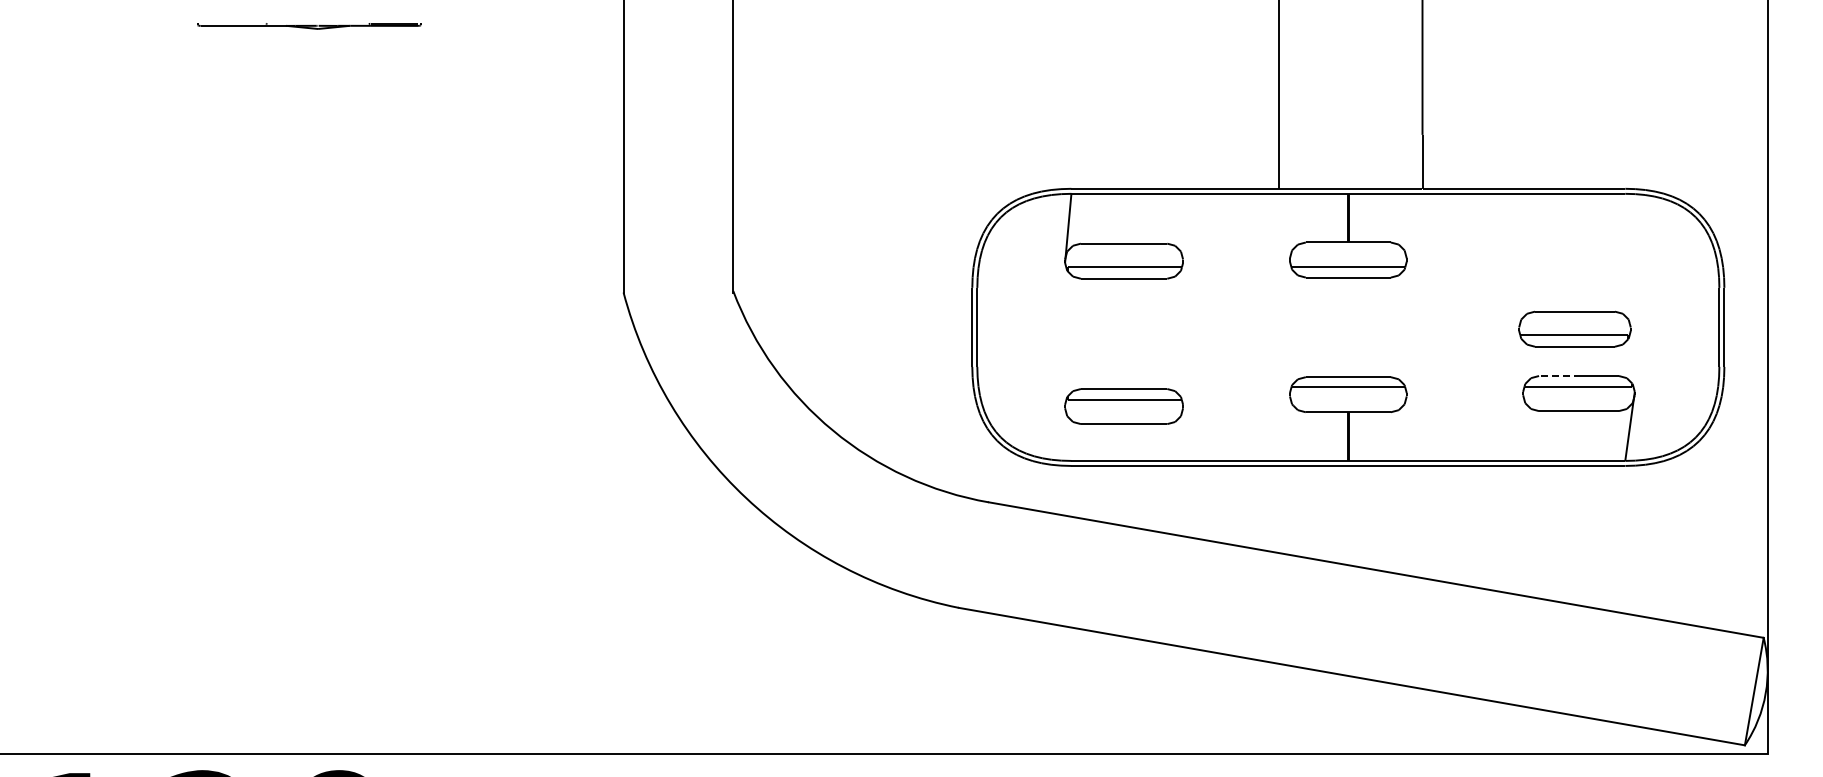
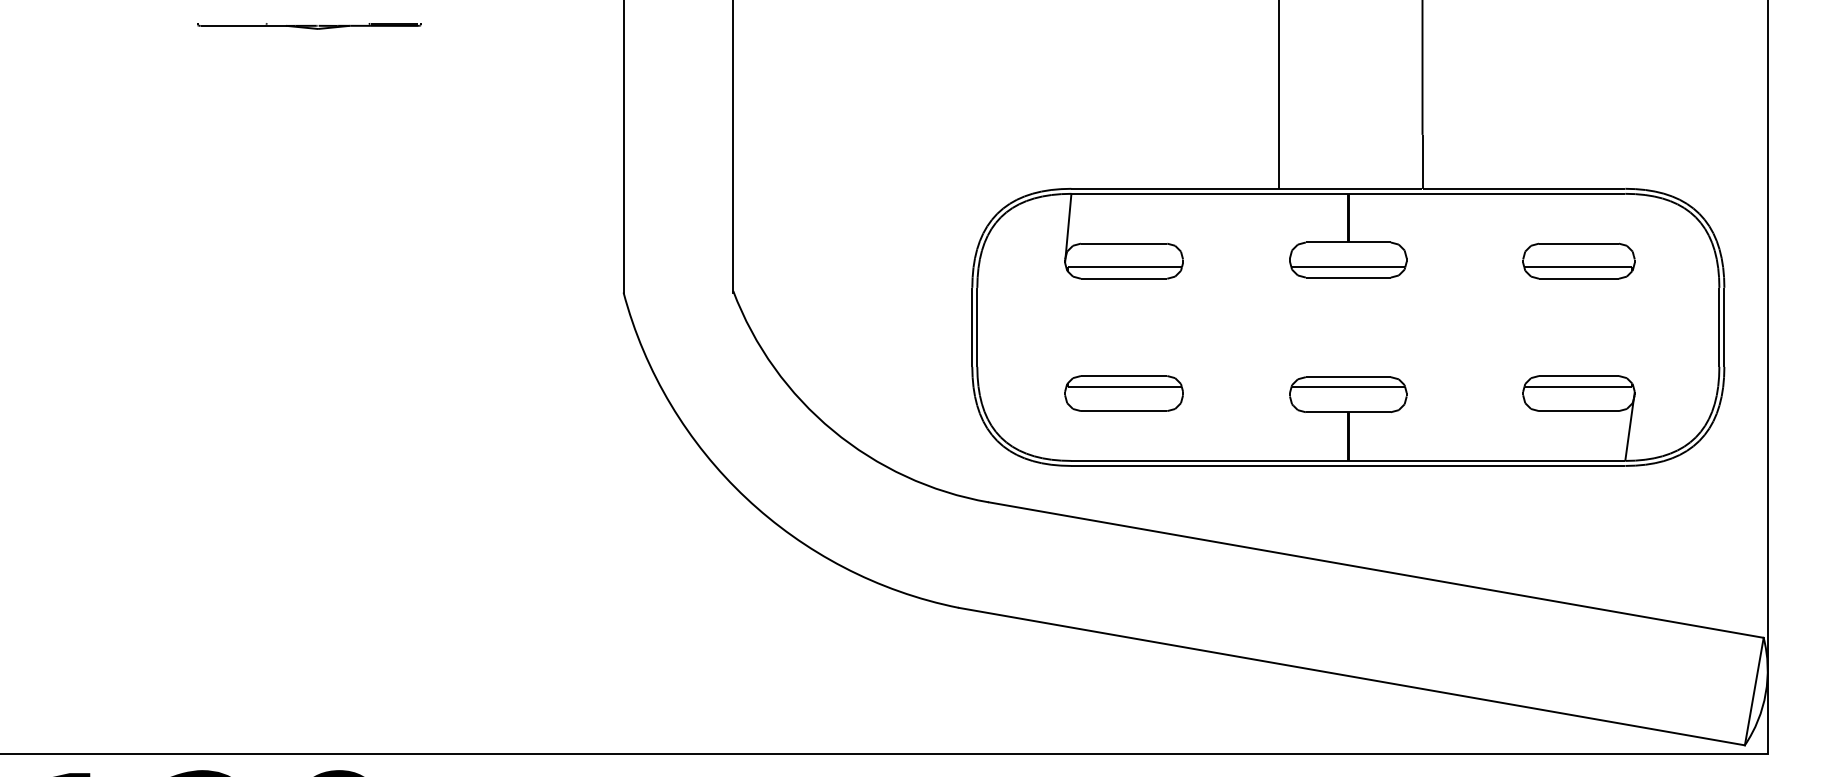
part position: (1574, 328) -> (1578, 260) (1578, 260)
line: dashed -> solid (1559, 376)
part position: (1123, 406) -> (1123, 393) (1123, 393)
